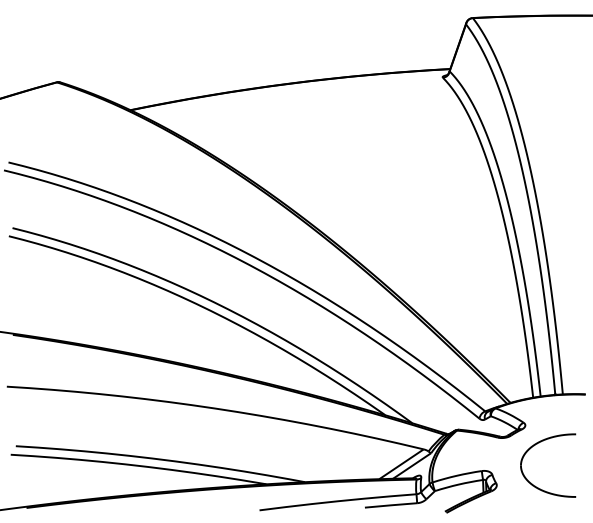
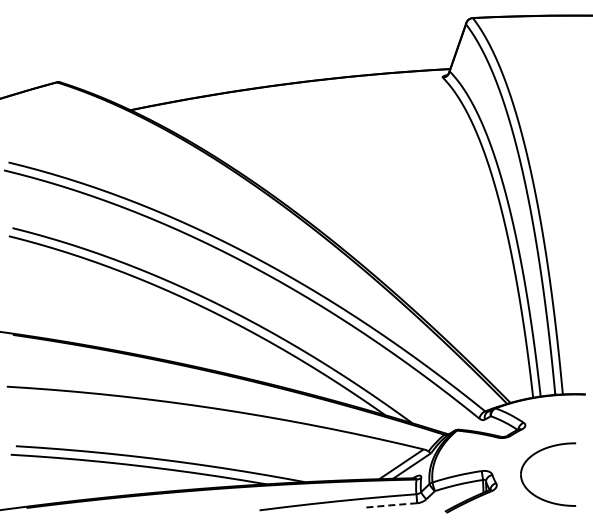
part position: (534, 446) -> (534, 455) (534, 455)
line: solid -> dashed (391, 505)
